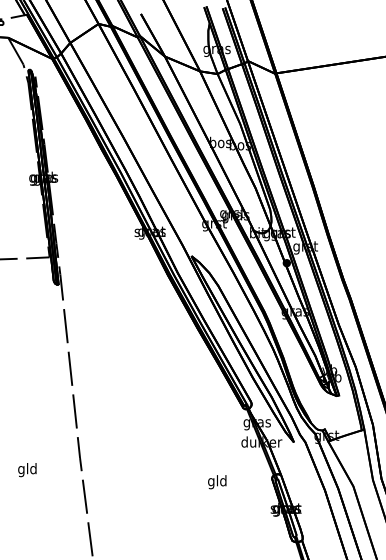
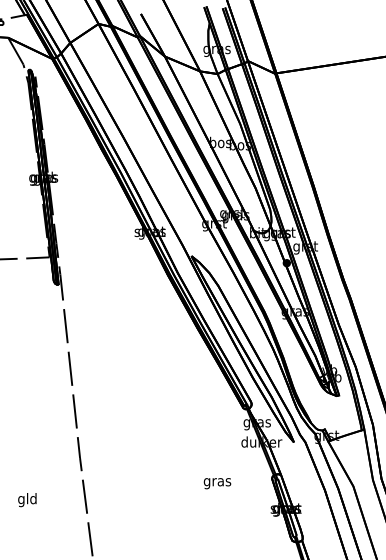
text position: (27, 470) -> (27, 500) (27, 500)
text: gld -> gras (217, 482)
